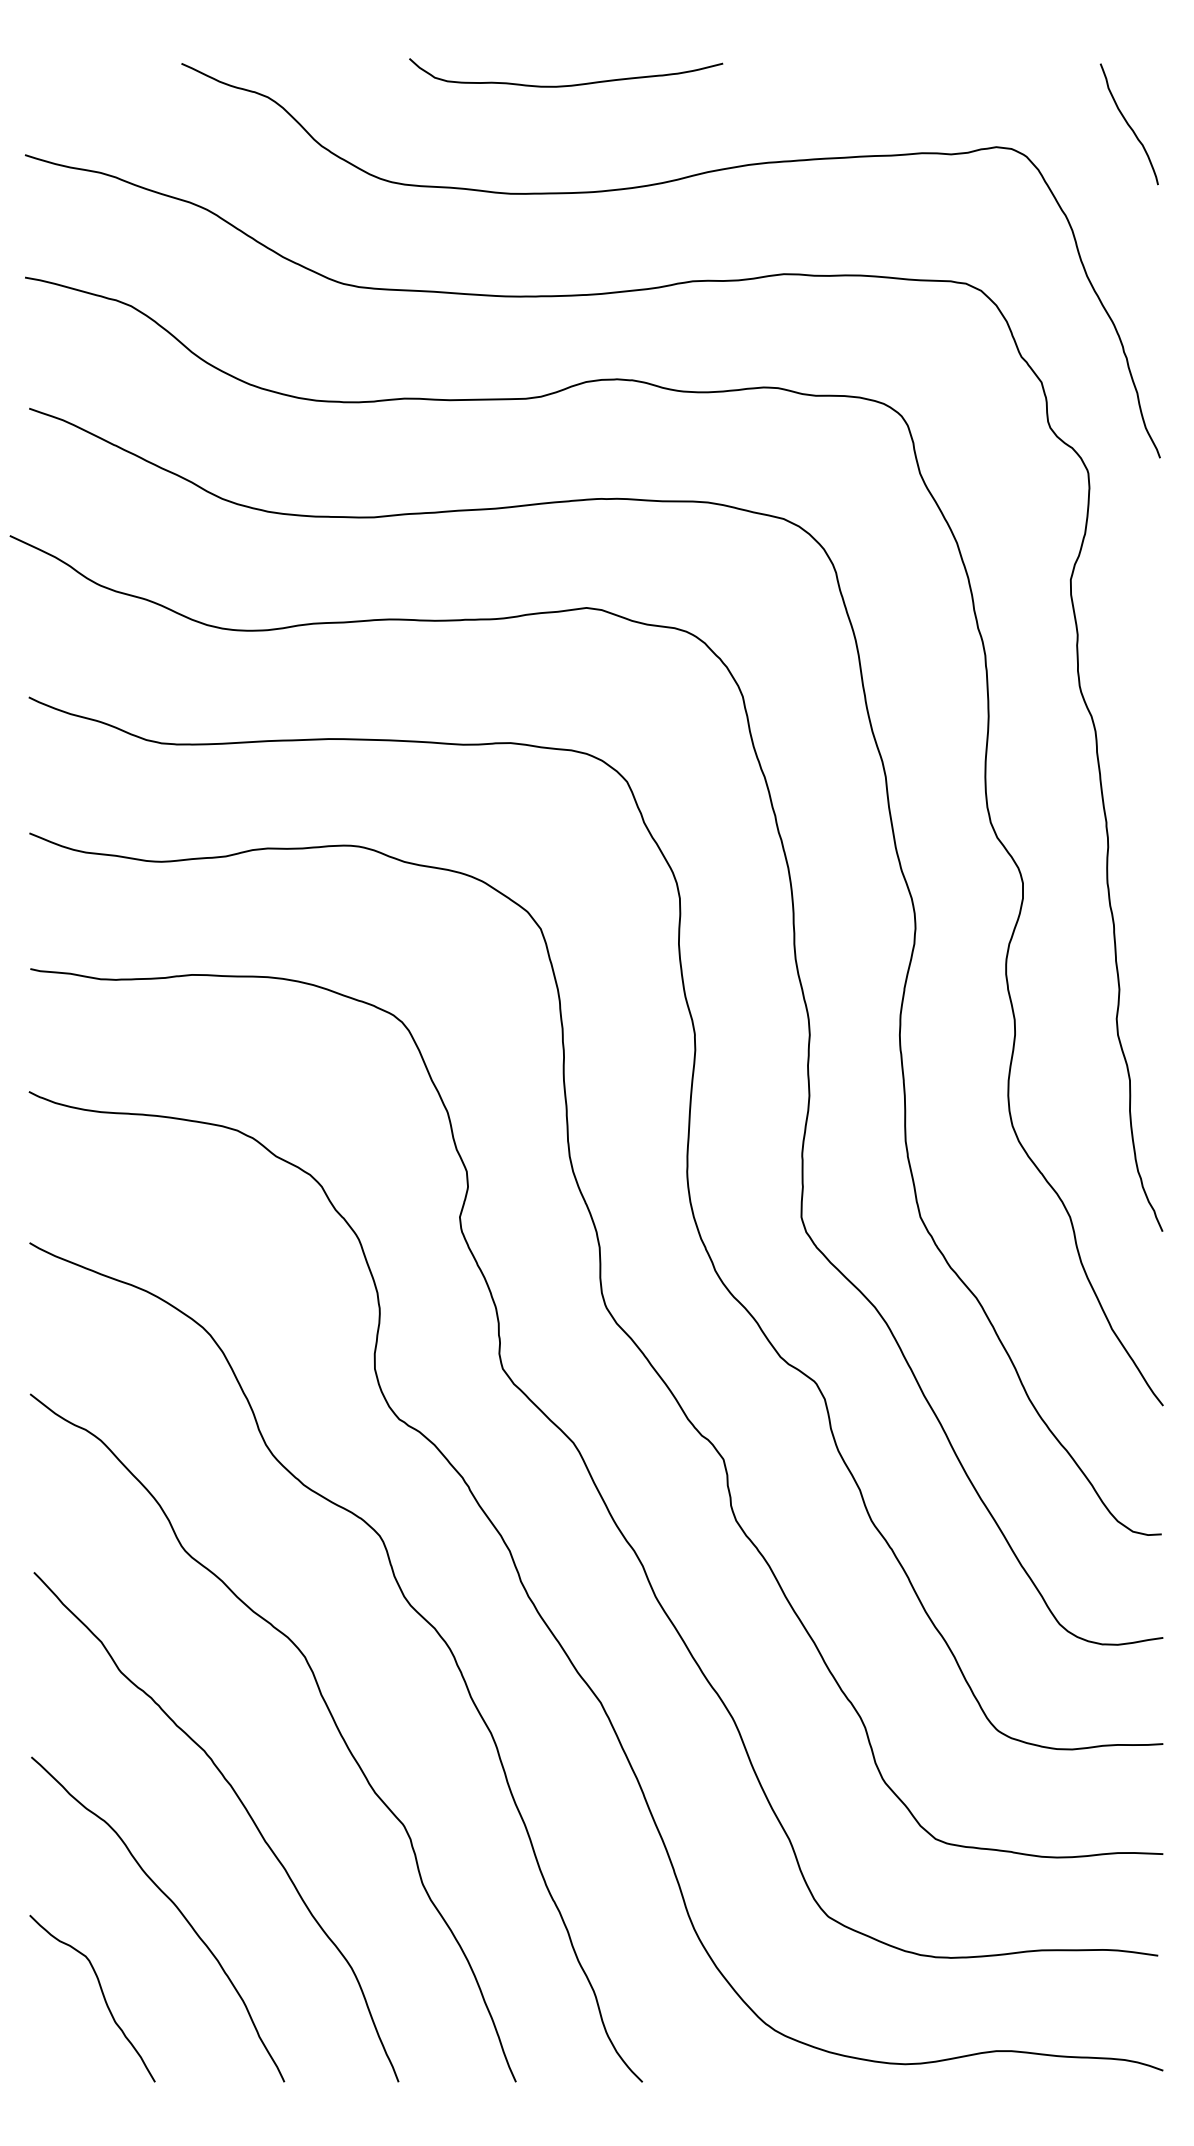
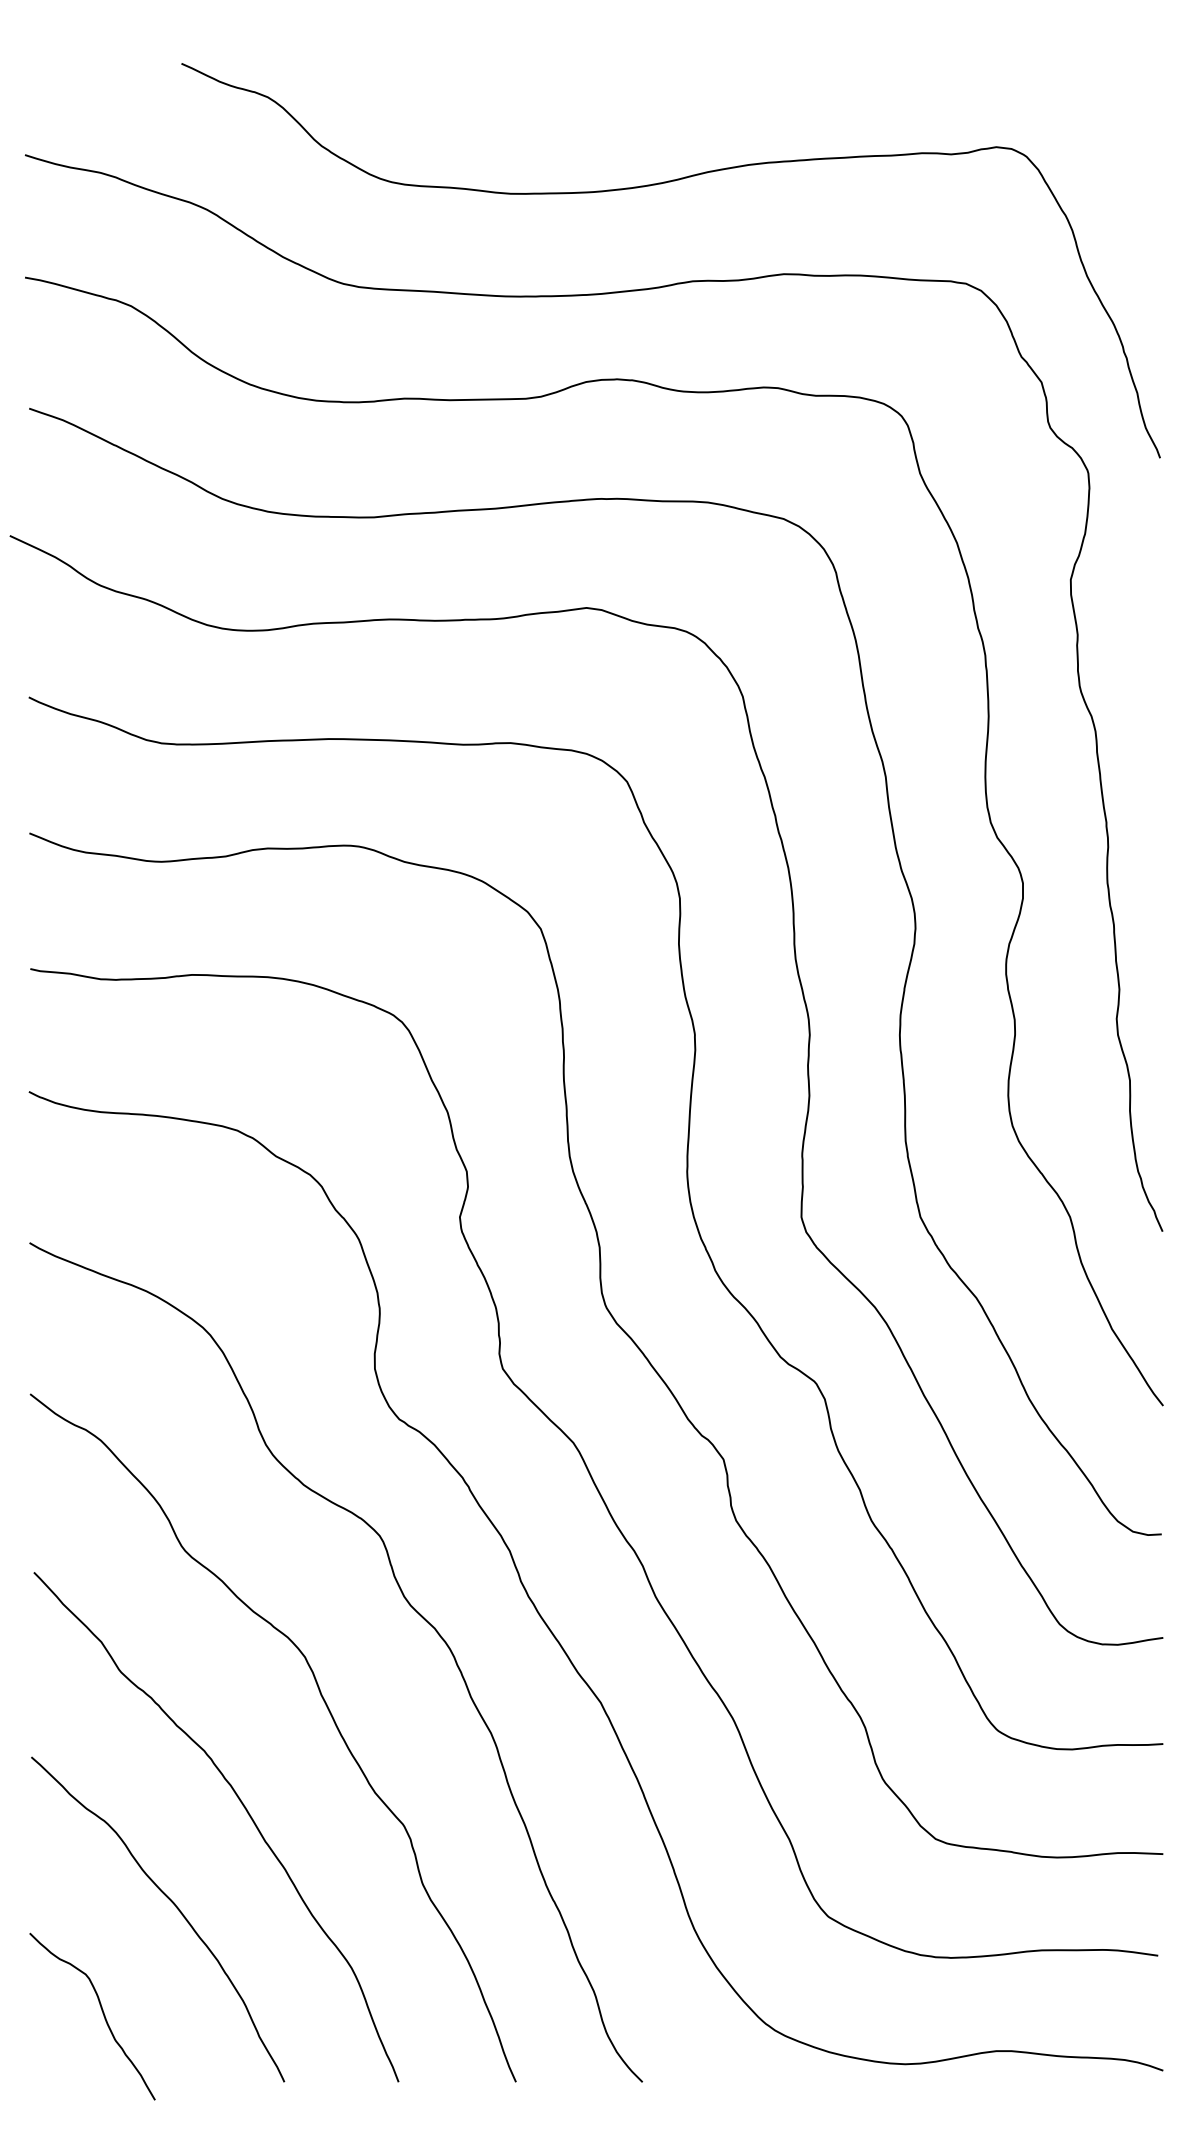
curve: present -> none (570, 84)
curve: present -> none (1128, 124)
curve position: (102, 1995) -> (102, 2013) (102, 2013)
